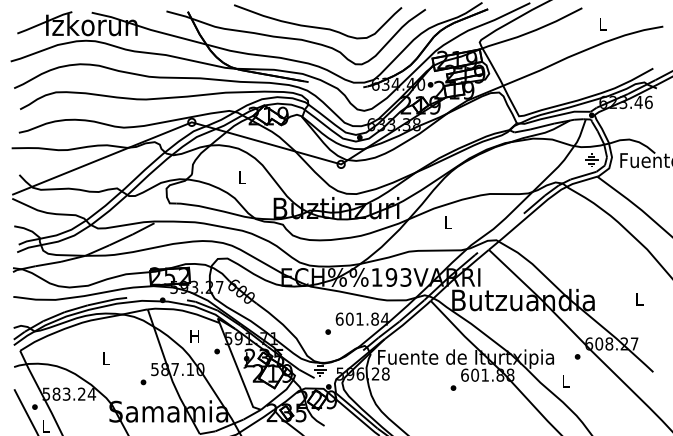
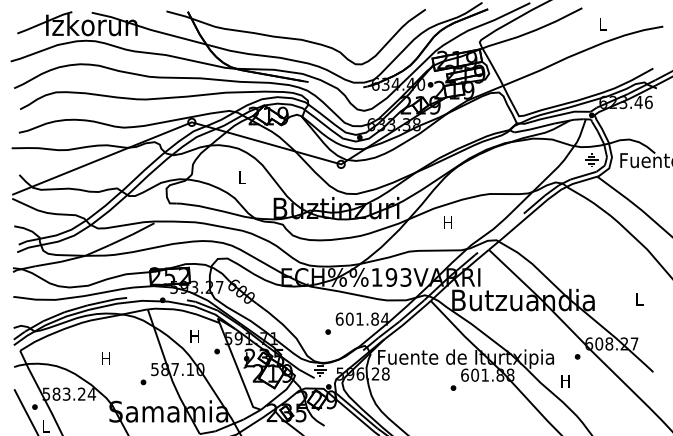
curve: present -> none (317, 26)
text: L -> H (447, 222)
text: L -> H (105, 358)
text: L -> H (565, 381)
